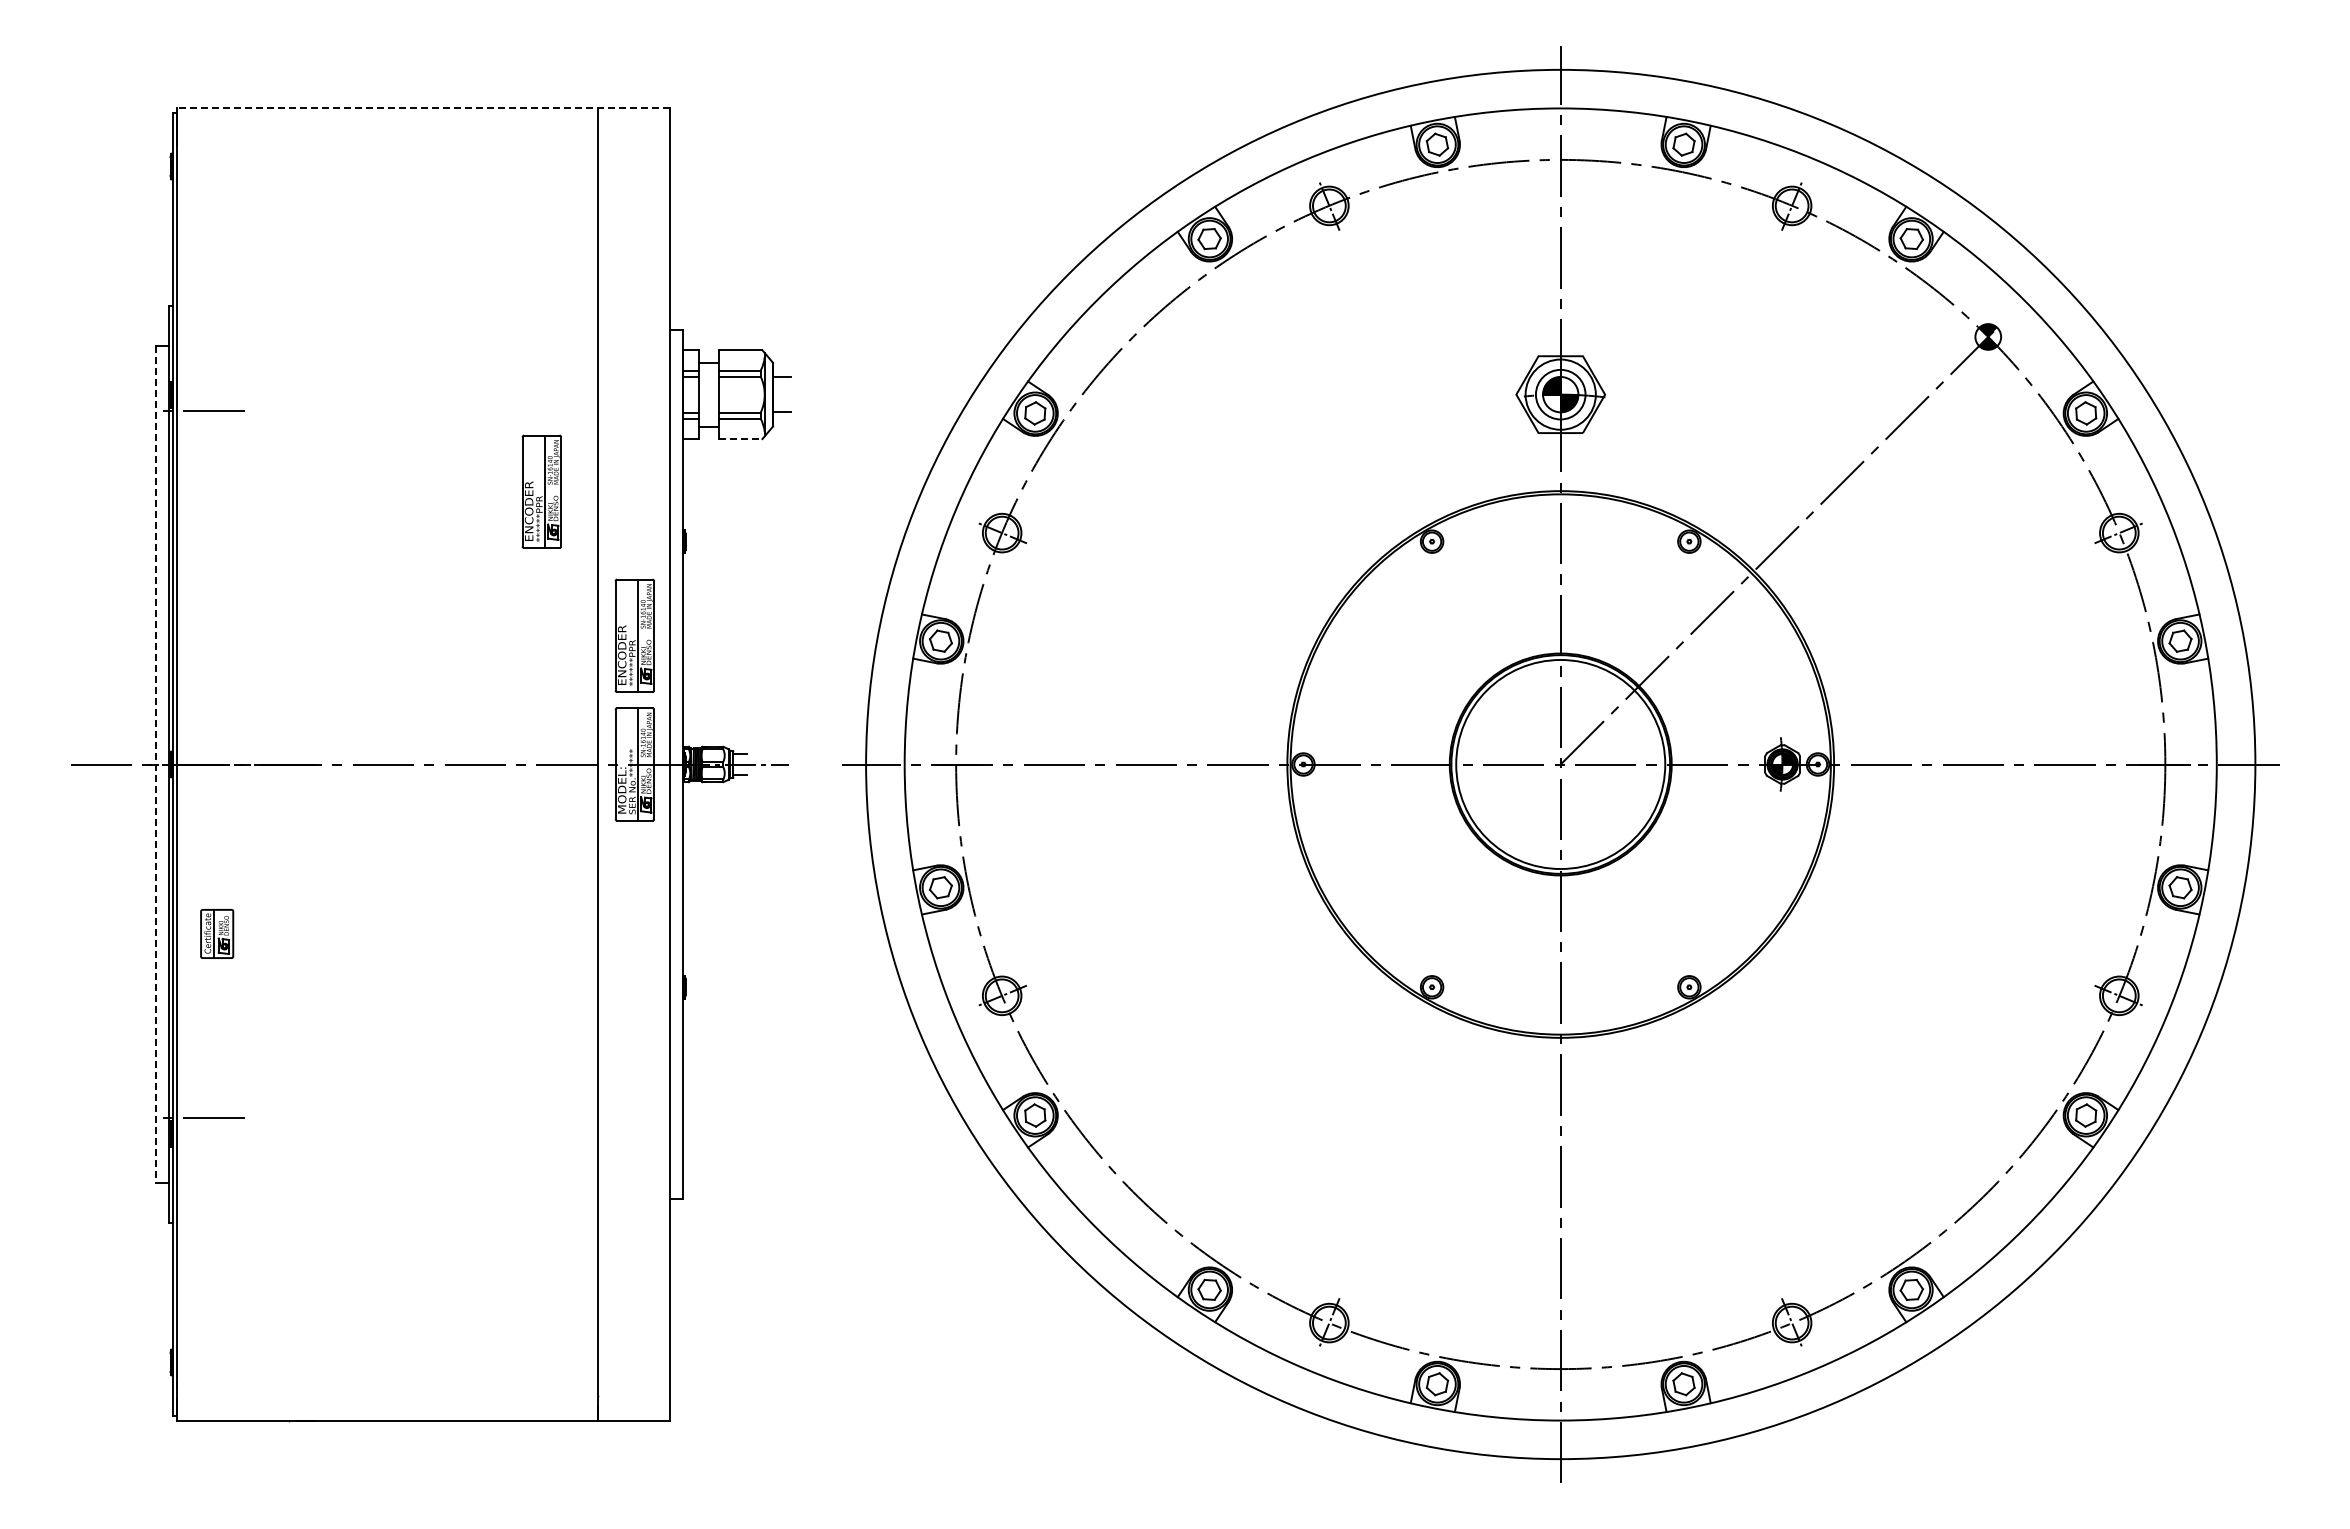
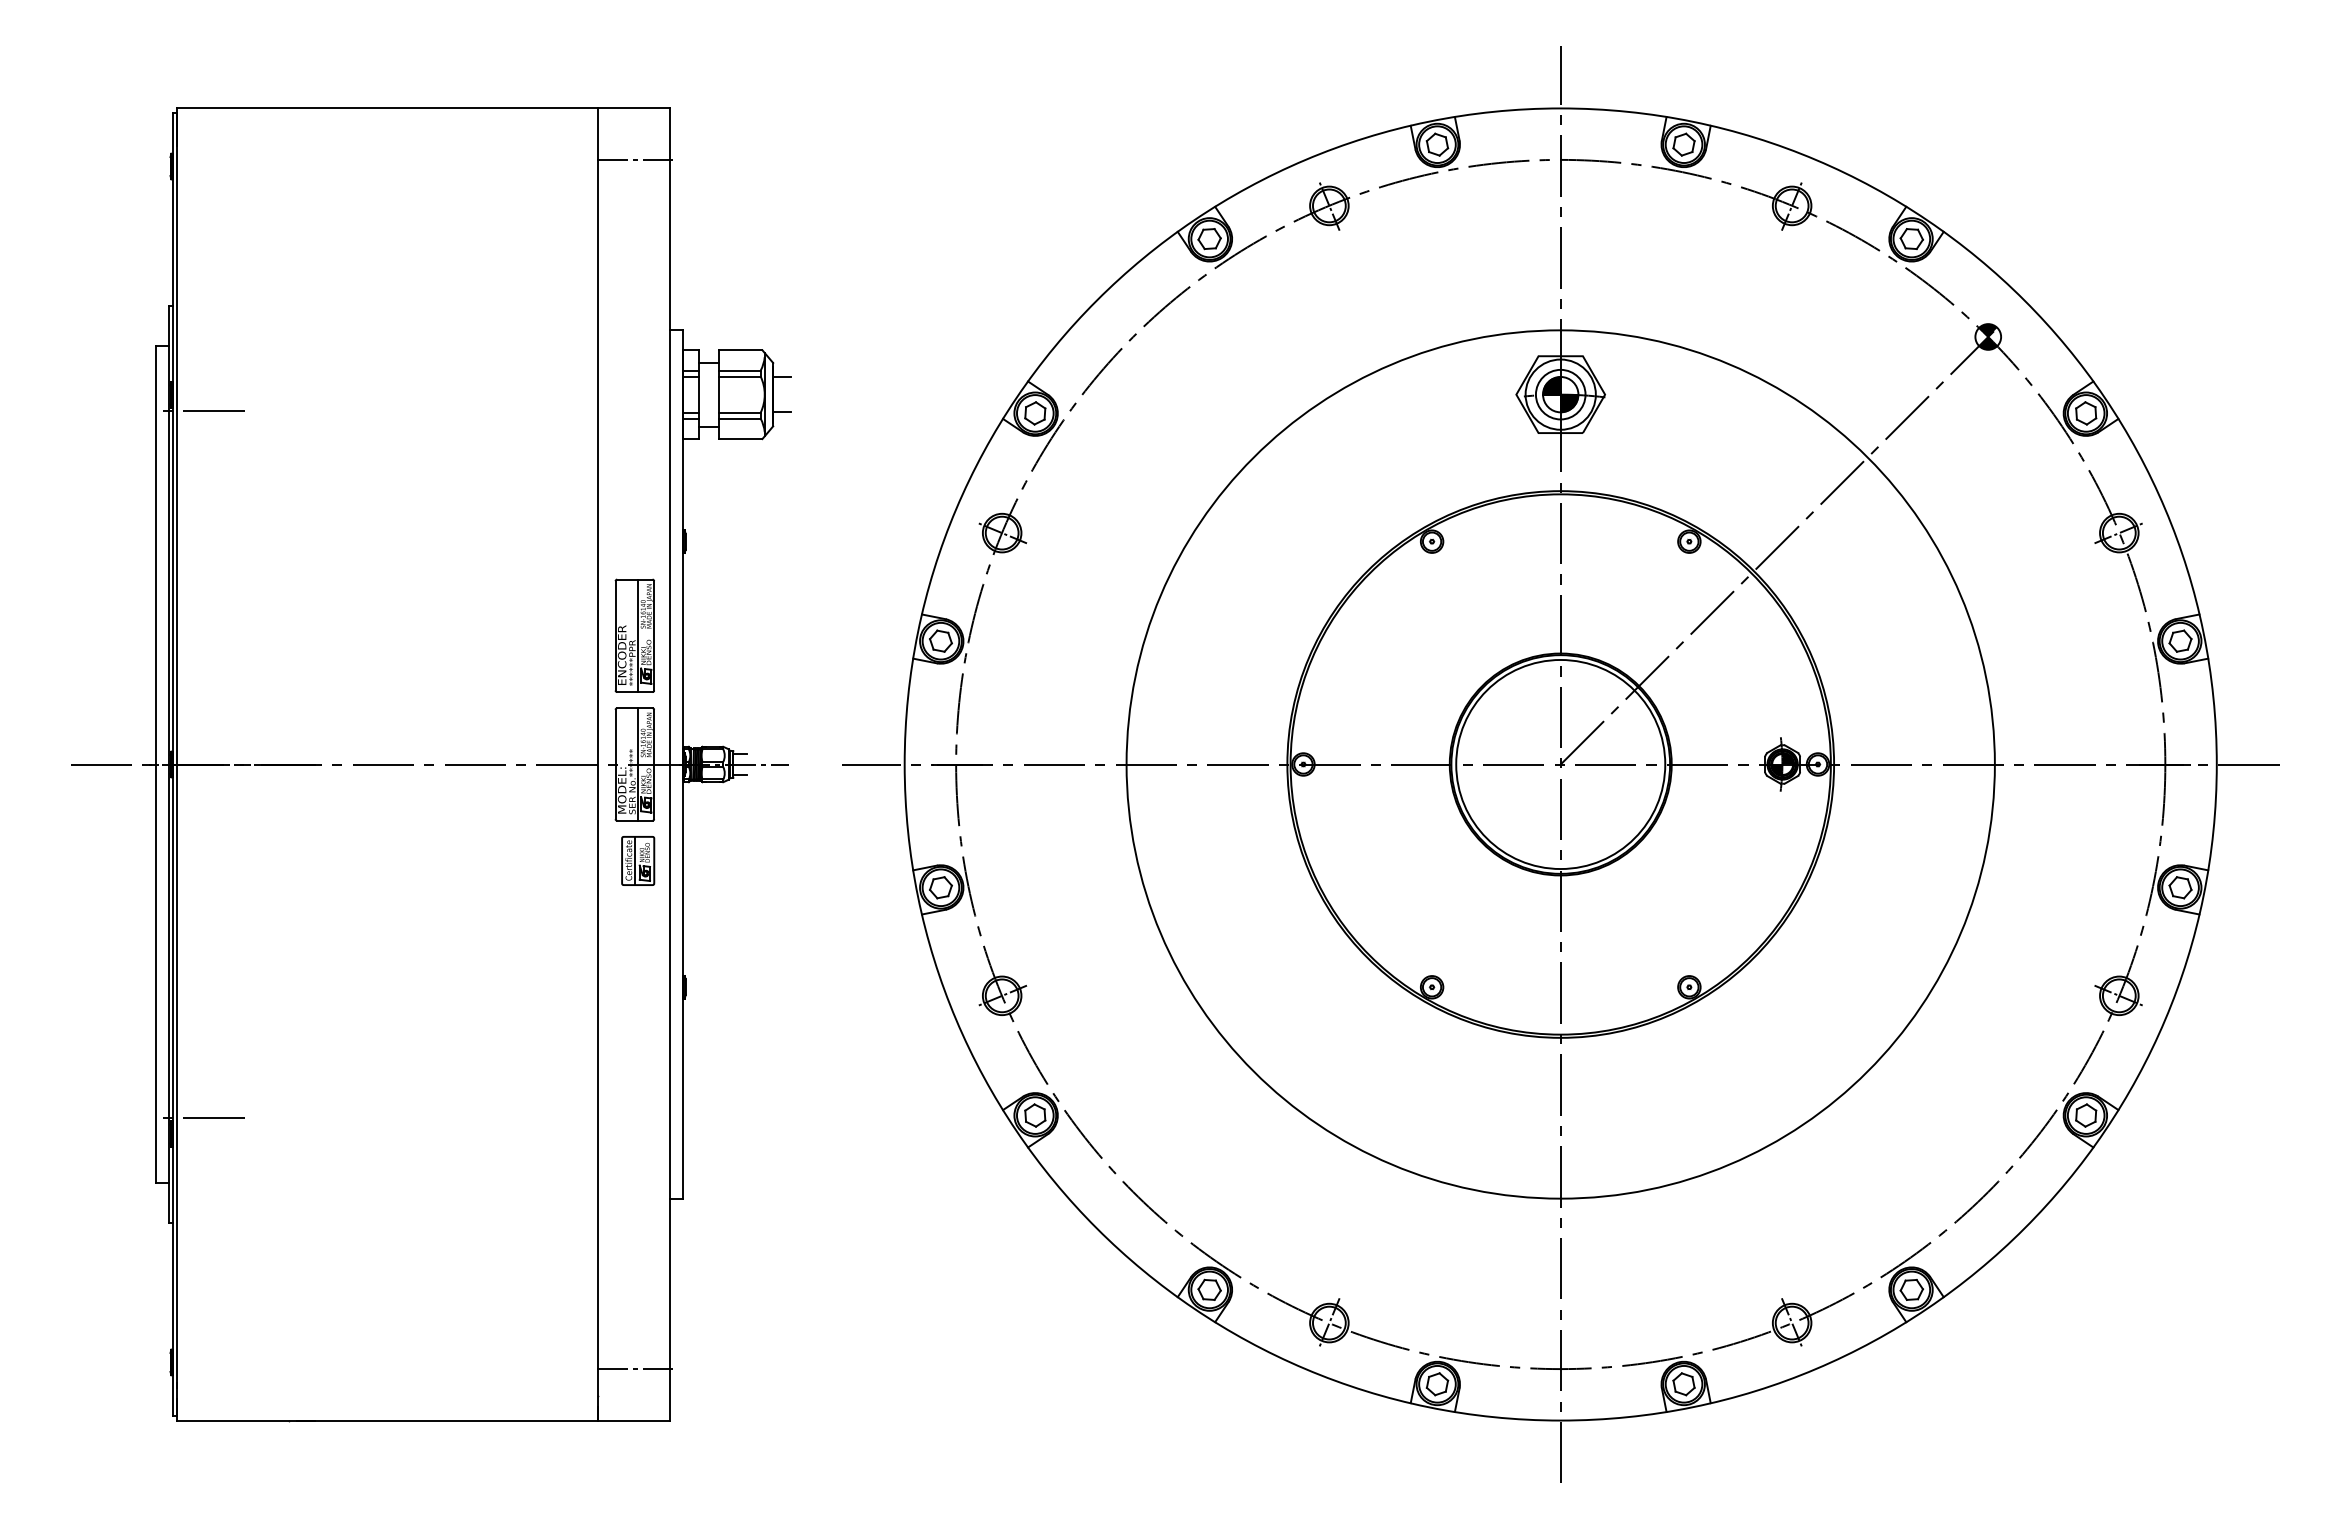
line: dashed -> solid (423, 108)
line: none -> present (633, 159)
line: dashed -> solid (740, 439)
part: present -> none (541, 491)
circle diameter: 1389 px -> 868 px (1560, 764)
line: dashed -> solid (155, 765)
part position: (217, 933) -> (638, 860) (638, 860)
line: none -> present (633, 1369)
